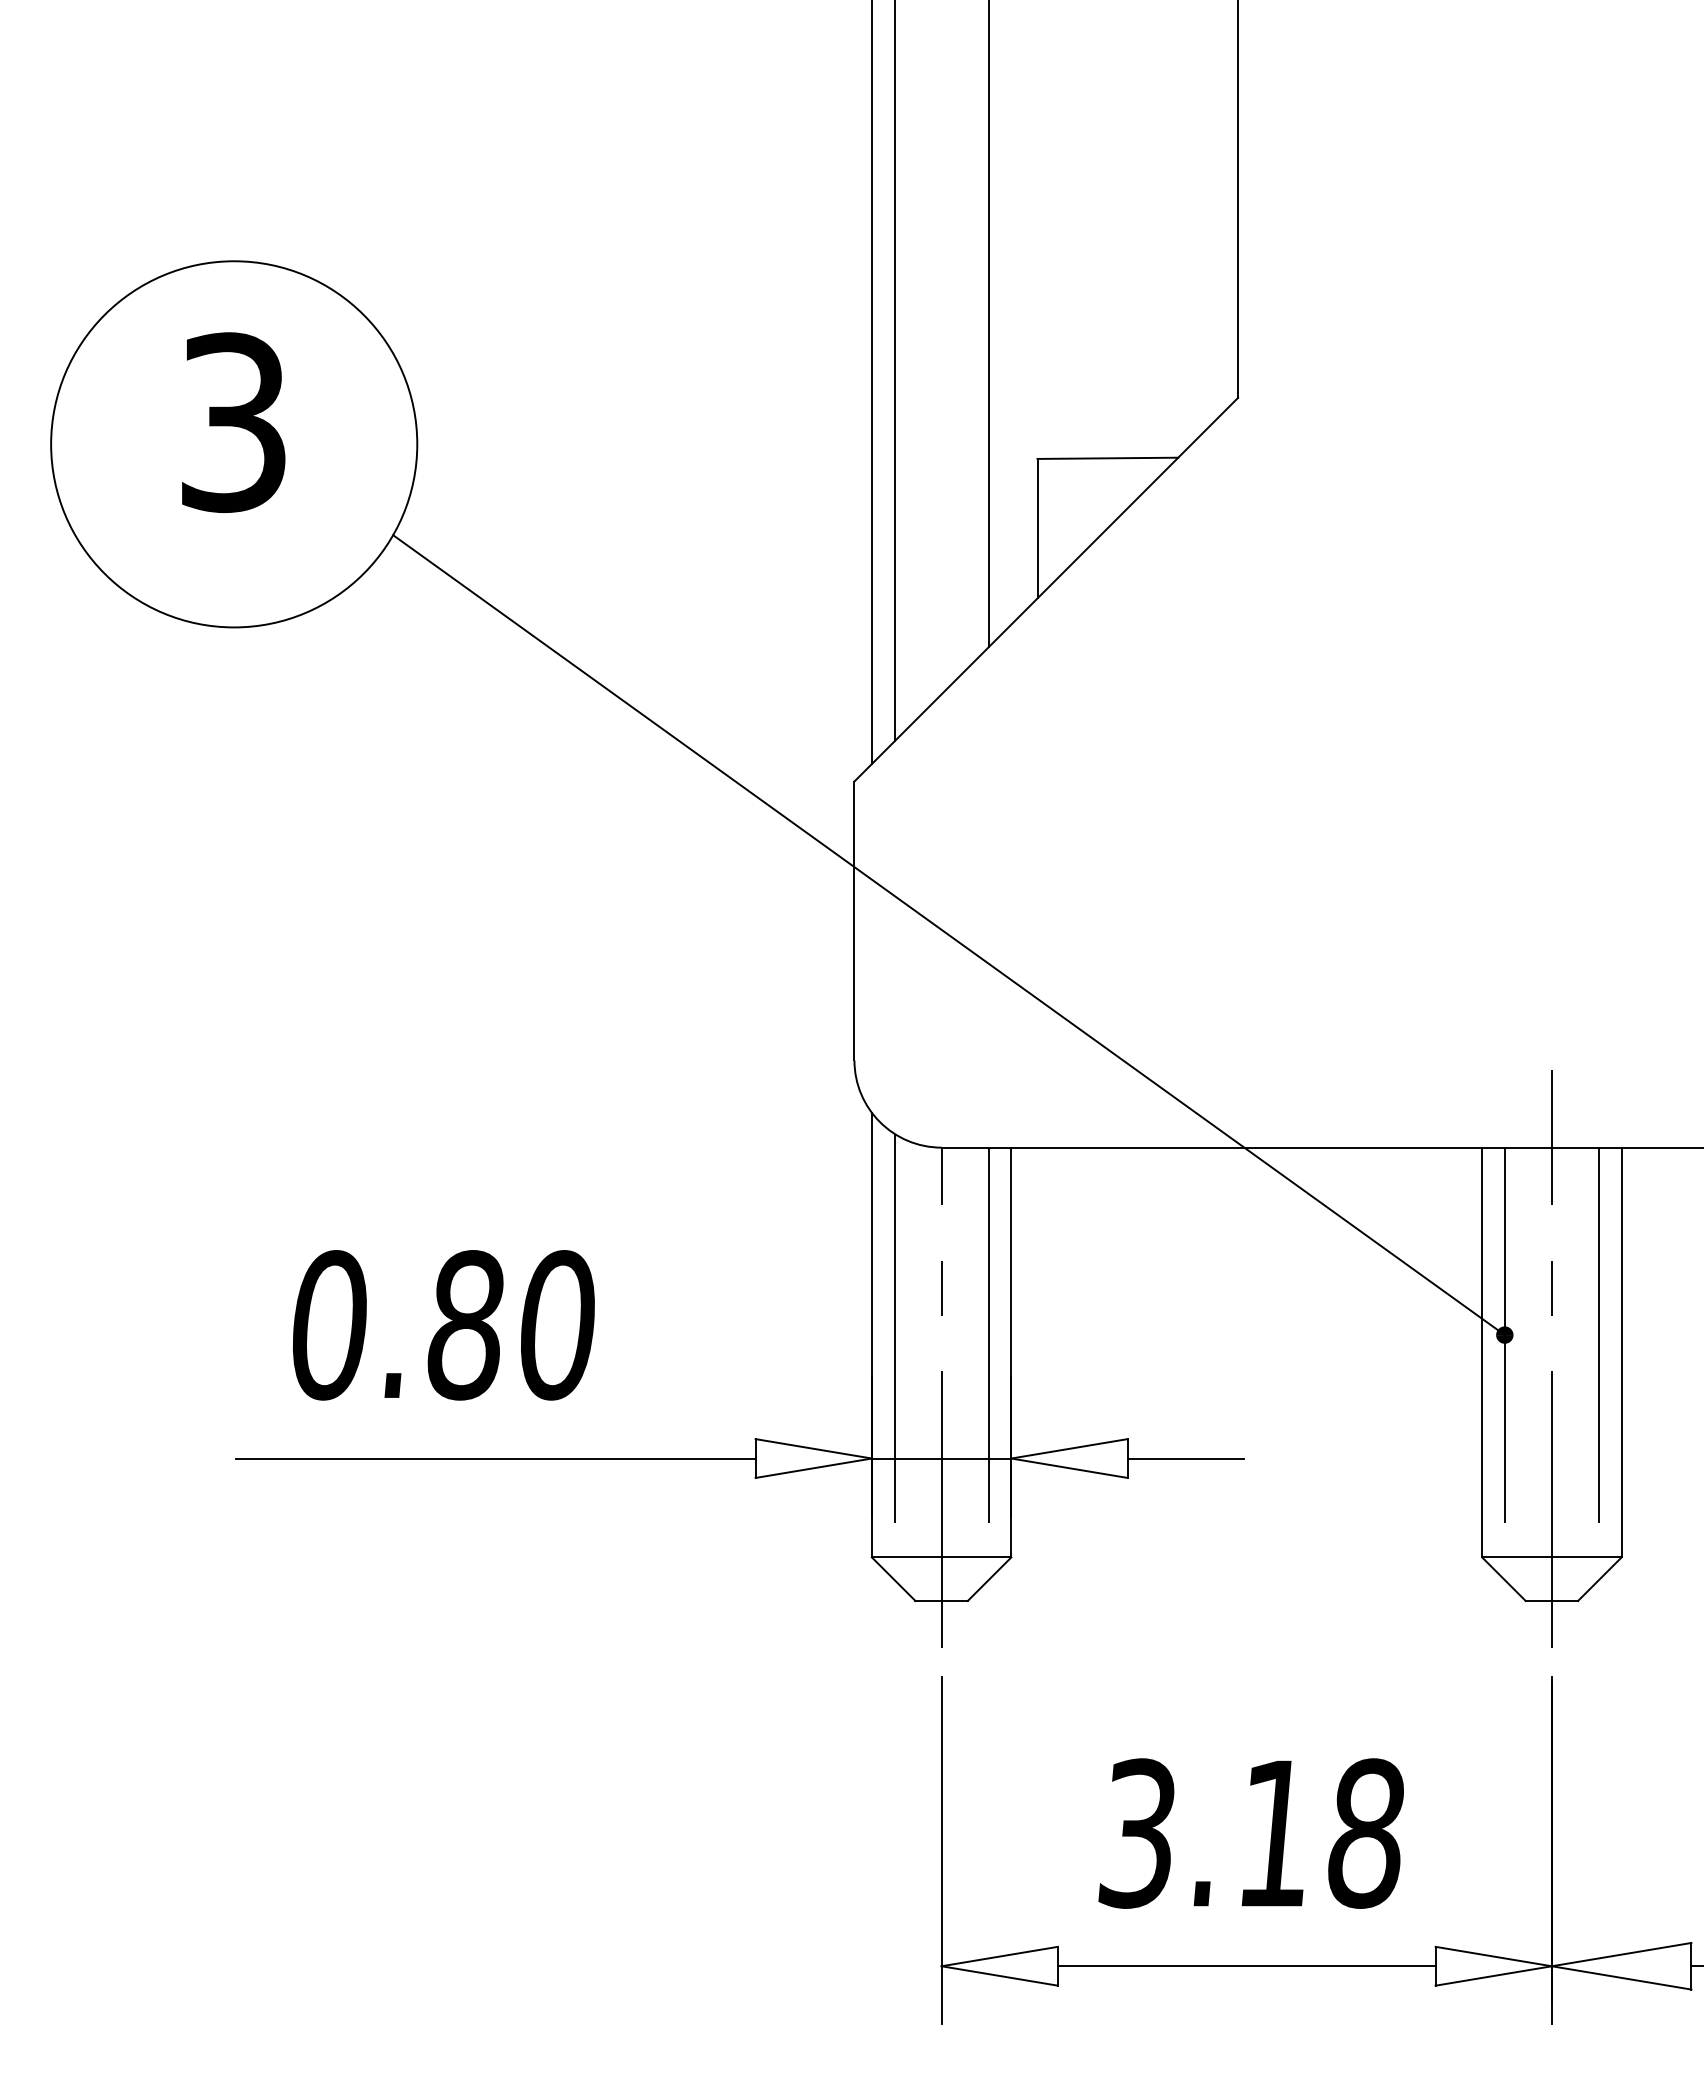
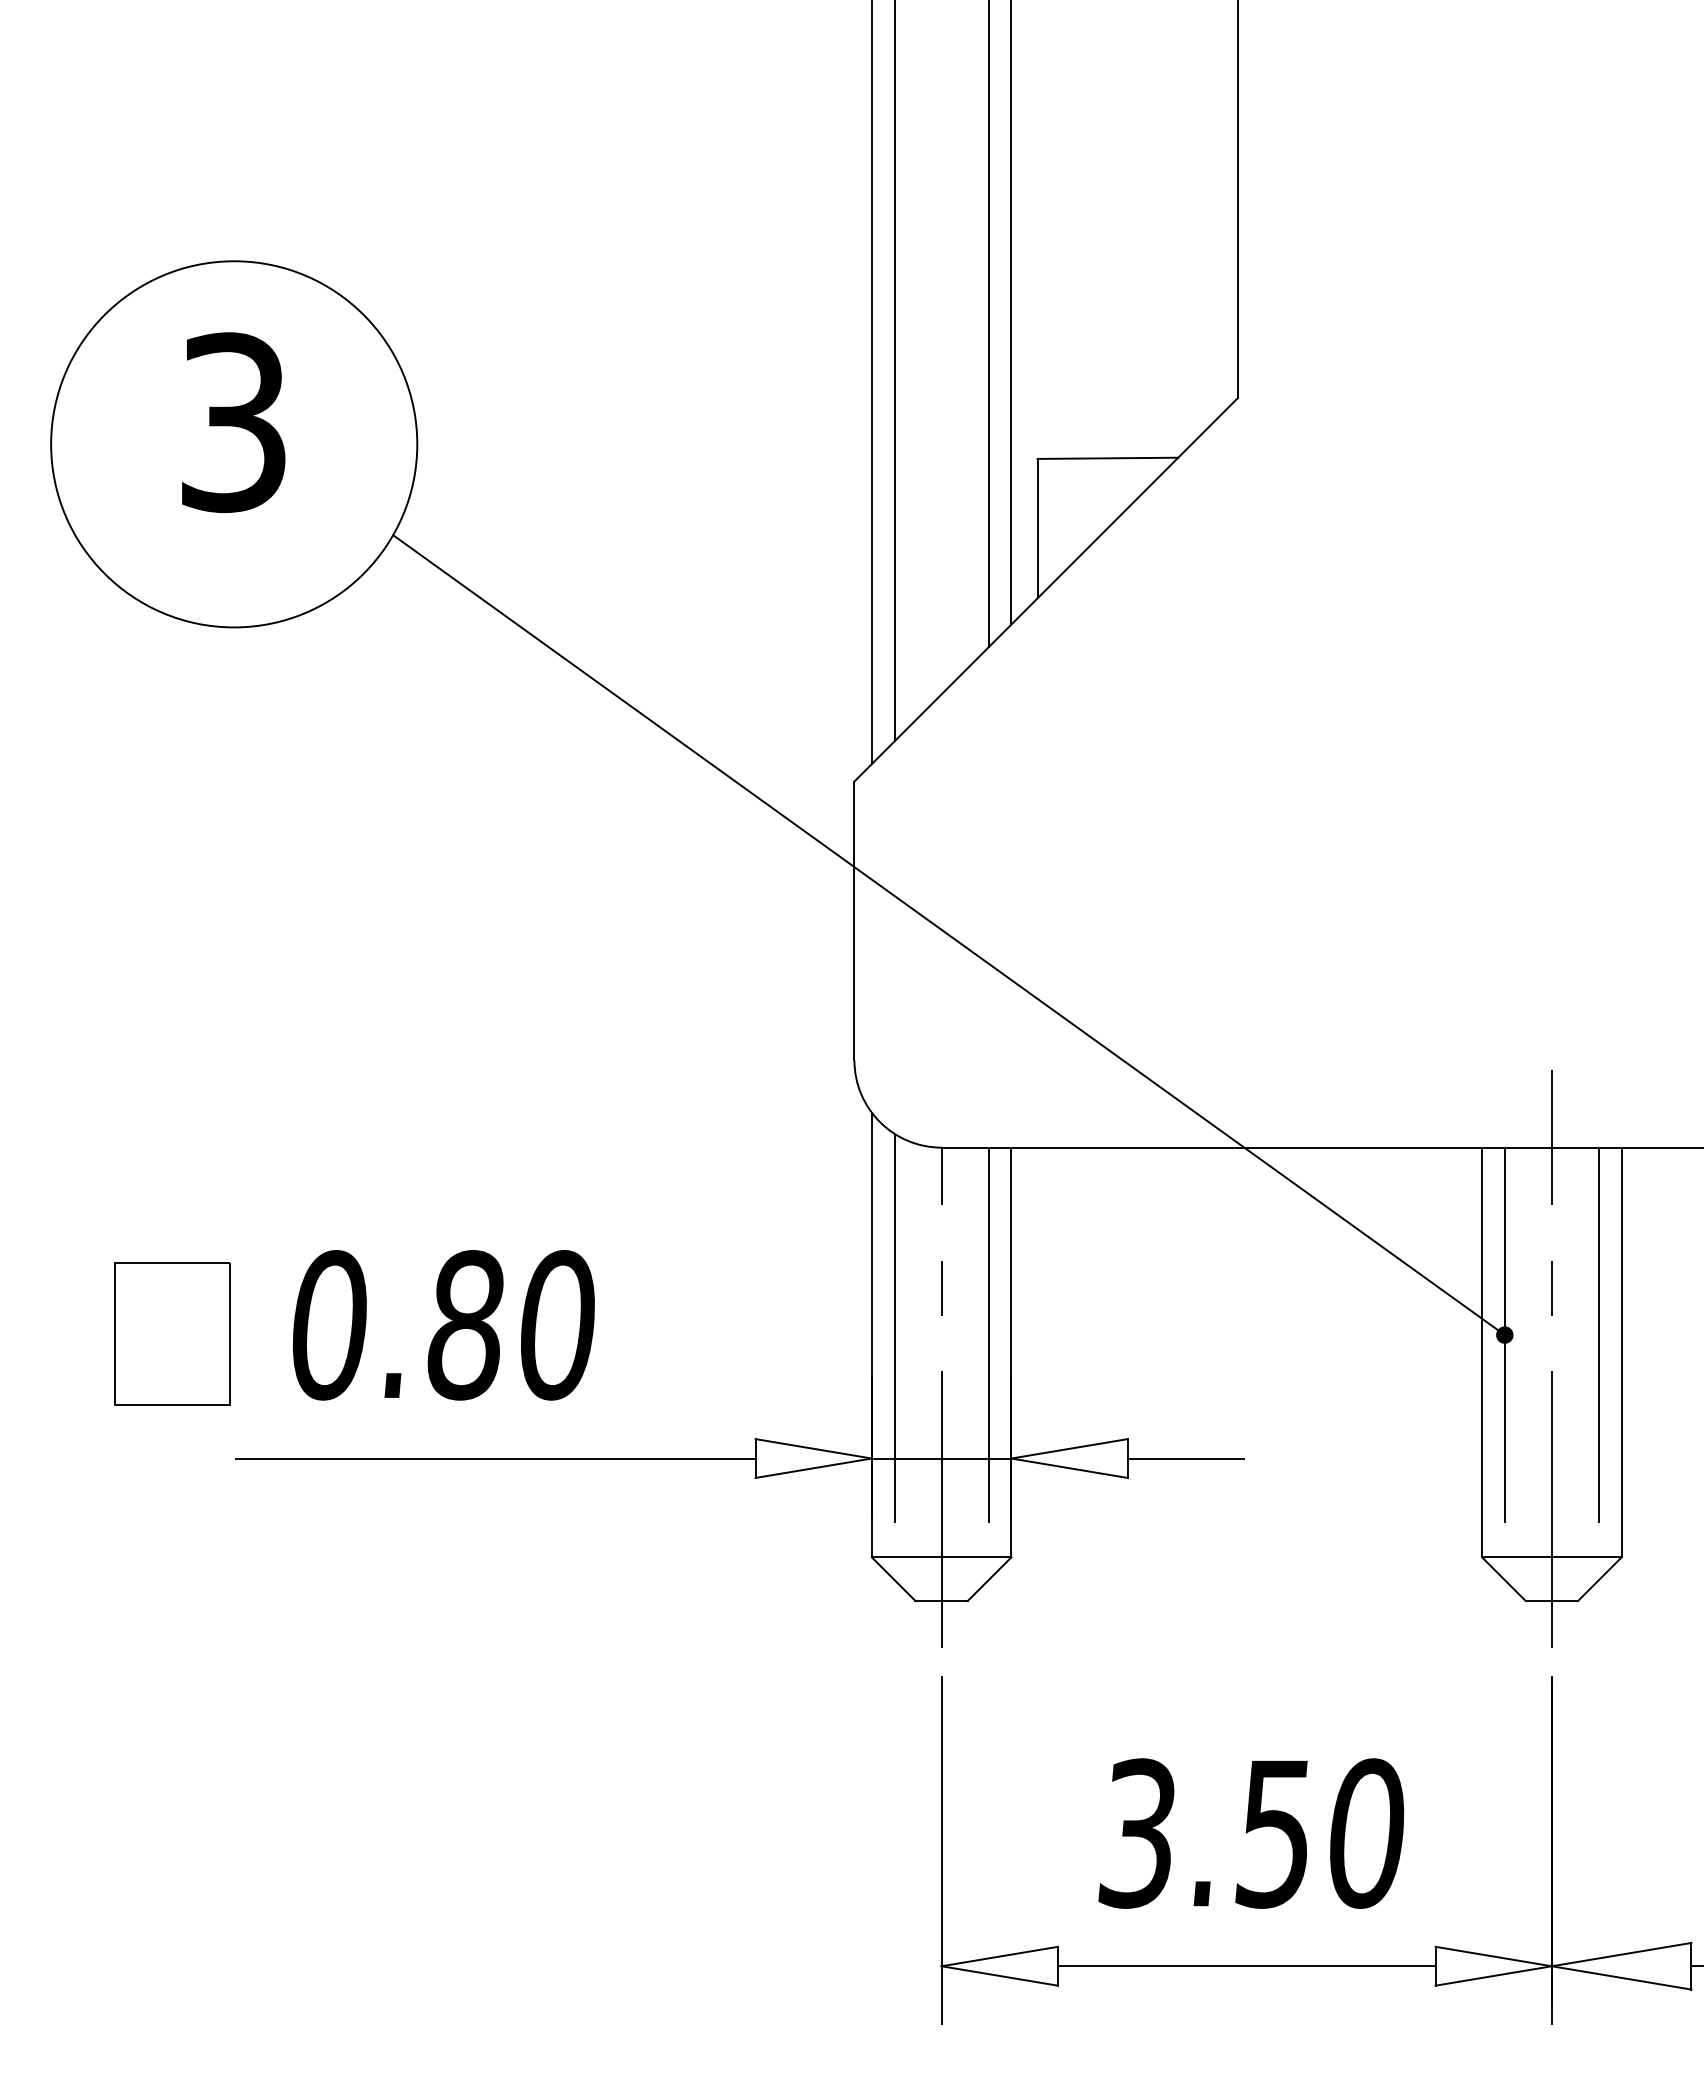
line: none -> present (1011, 313)
part: none -> present (172, 1333)
text: 3.18 -> 3.50 (1319, 1833)
